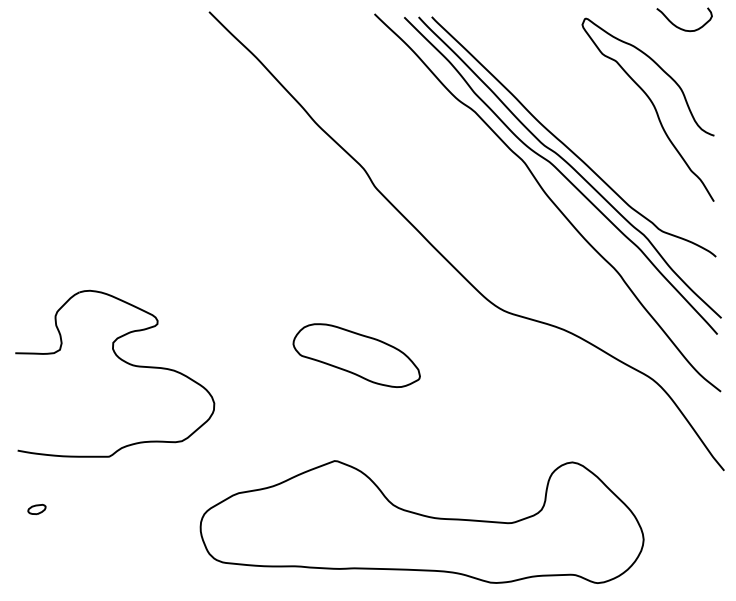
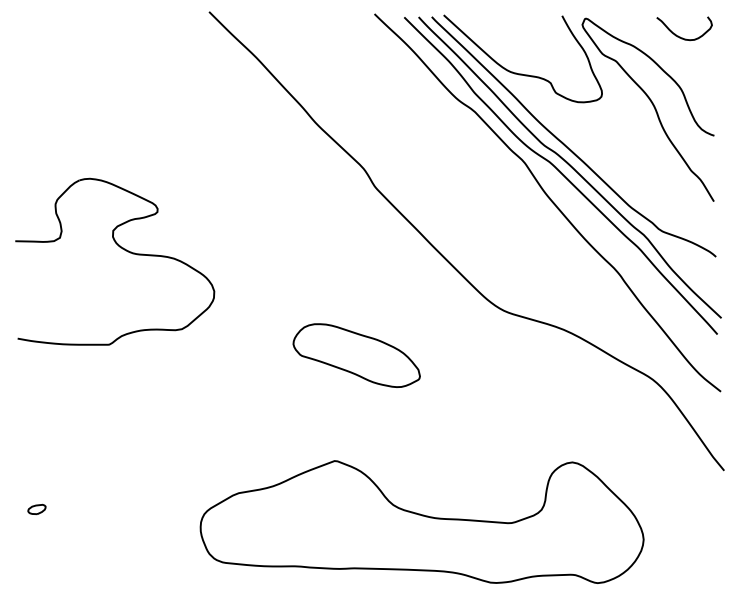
curve position: (680, 27) -> (680, 36) (680, 36)
curve: none -> present (522, 73)
part position: (122, 361) -> (122, 249) (122, 249)
